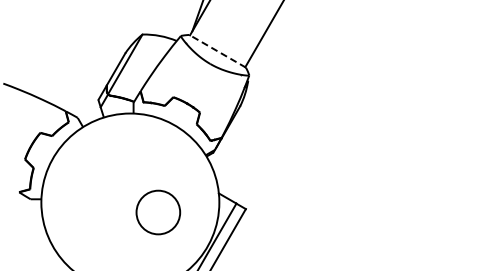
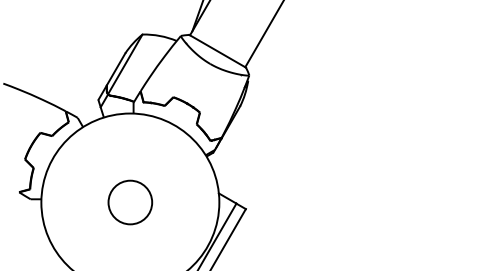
line: dashed -> solid (217, 51)
circle position: (158, 212) -> (130, 202) (130, 202)
